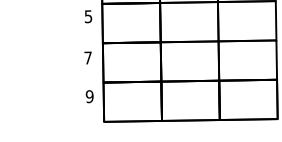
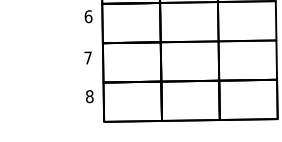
text: 5 -> 6 (88, 16)
text: 9 -> 8 (89, 96)
